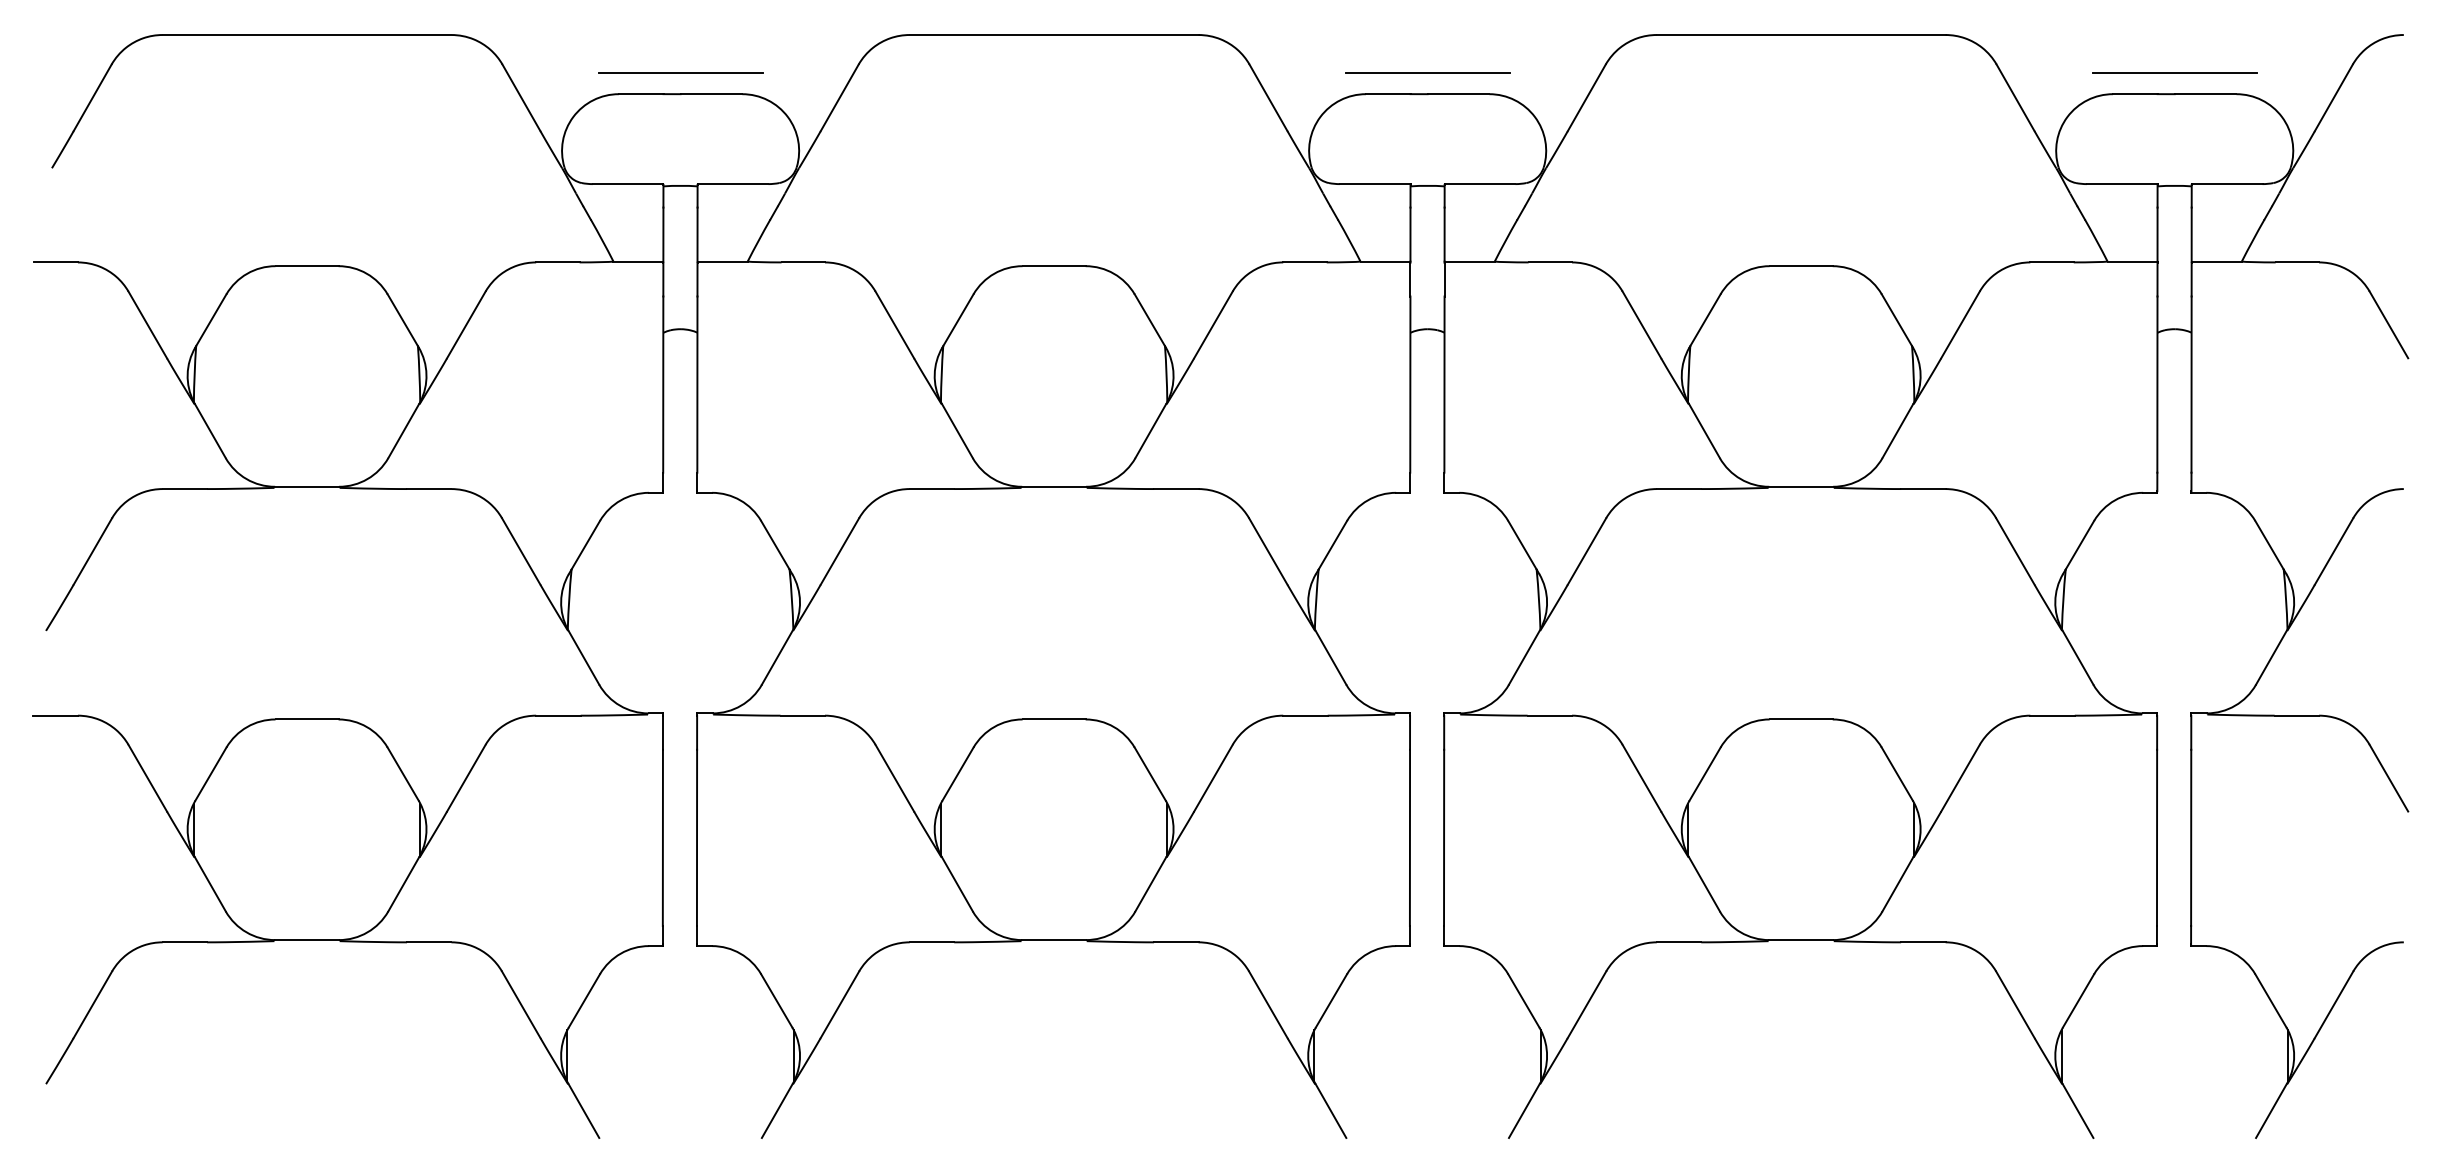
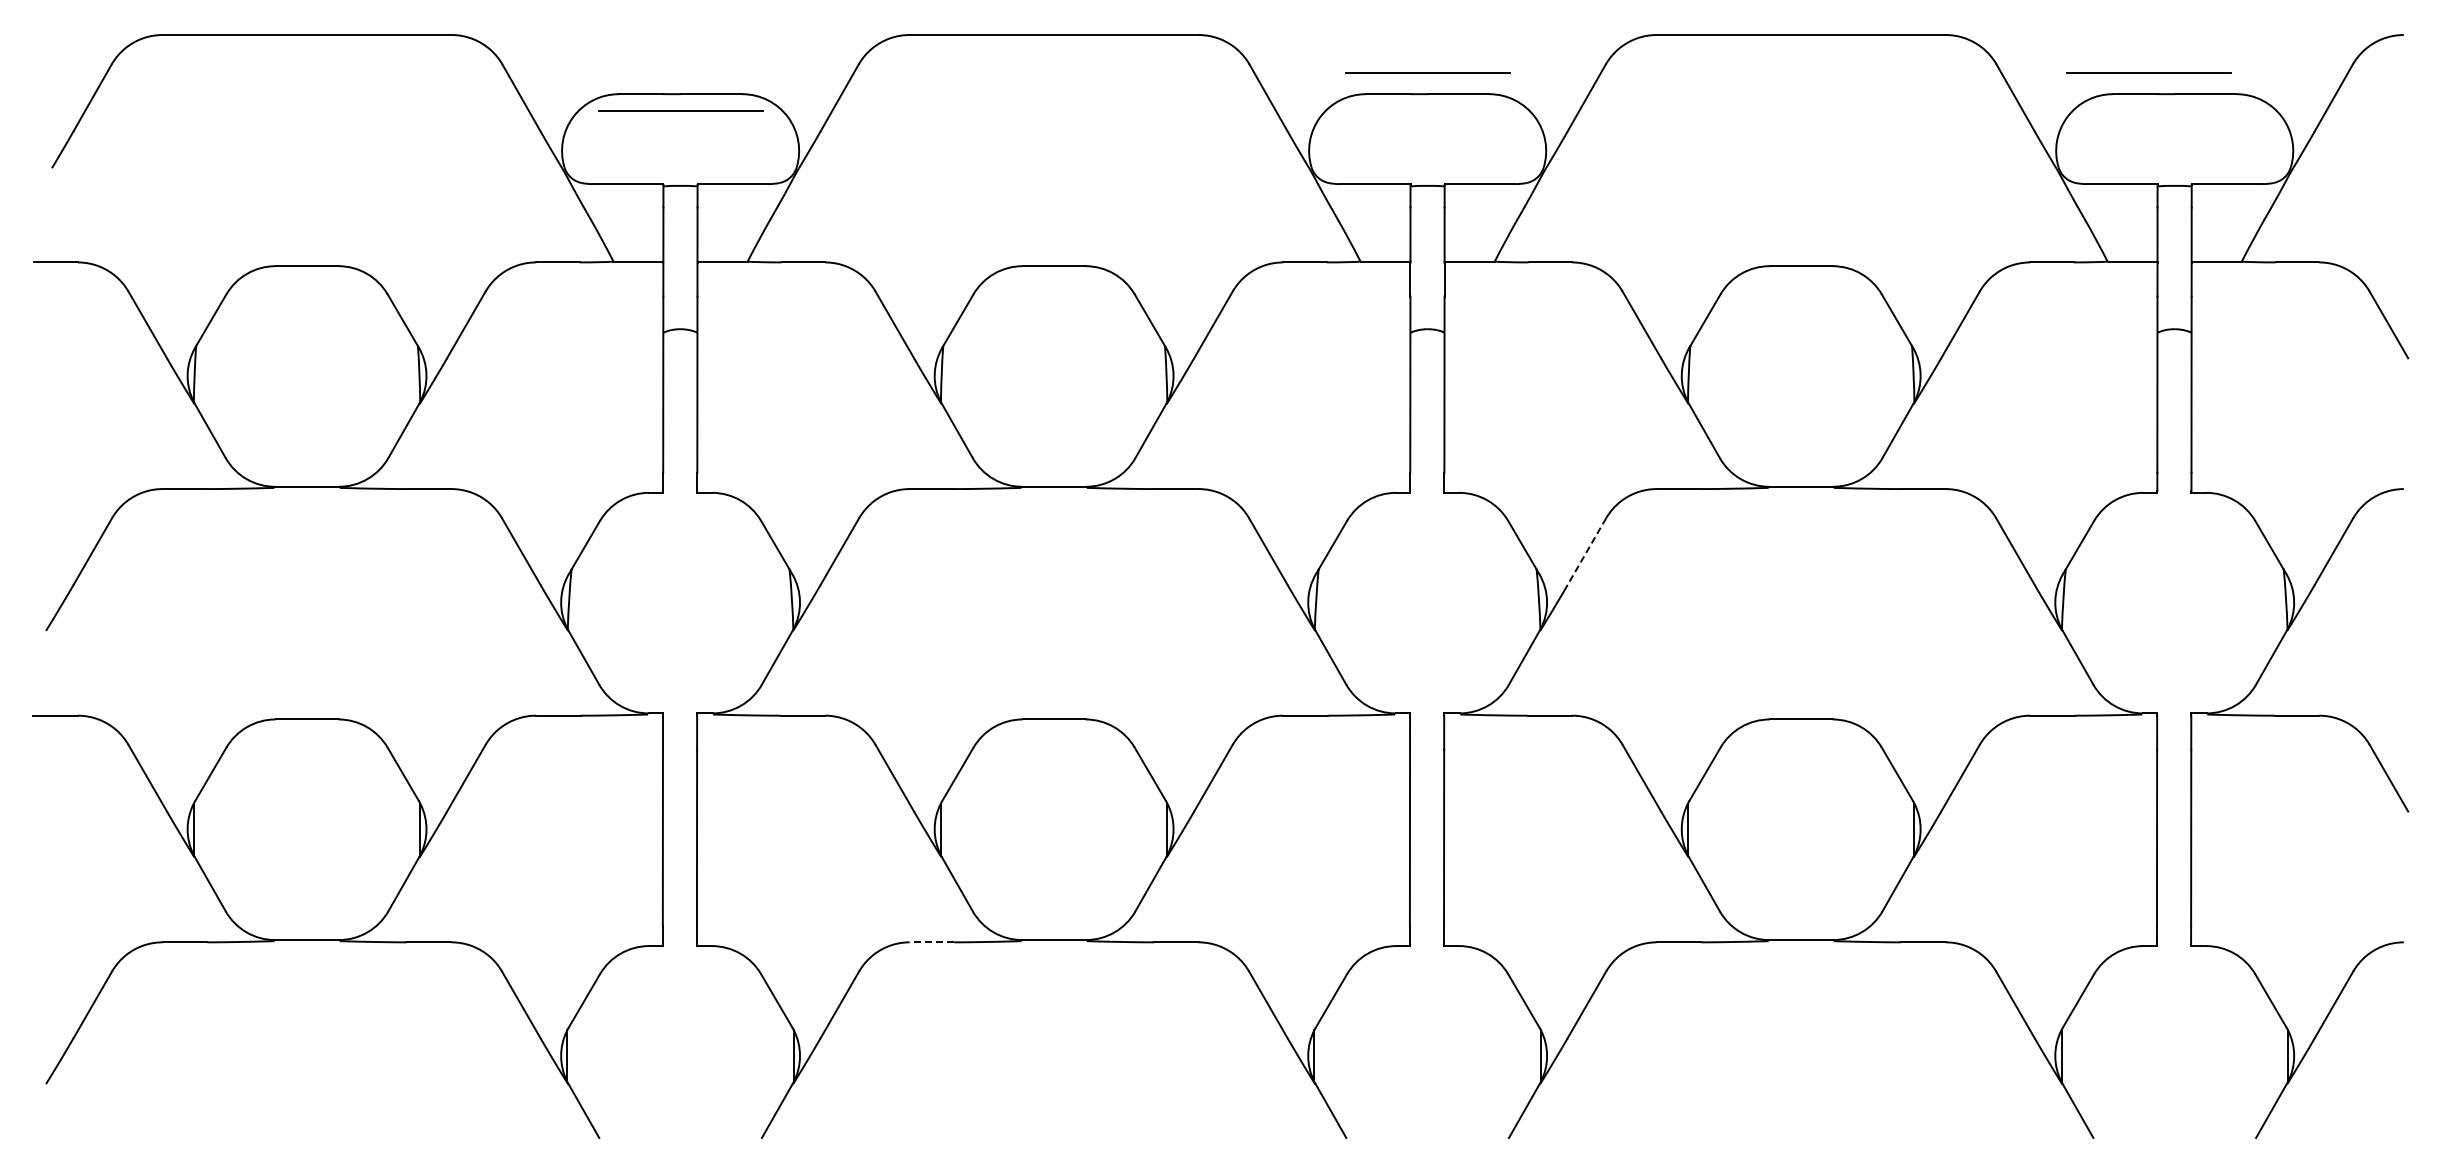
line position: (680, 72) -> (680, 110) (680, 110)
line position: (2174, 72) -> (2148, 72) (2148, 72)
line: solid -> dashed (1586, 552)
line: solid -> dashed (931, 942)
